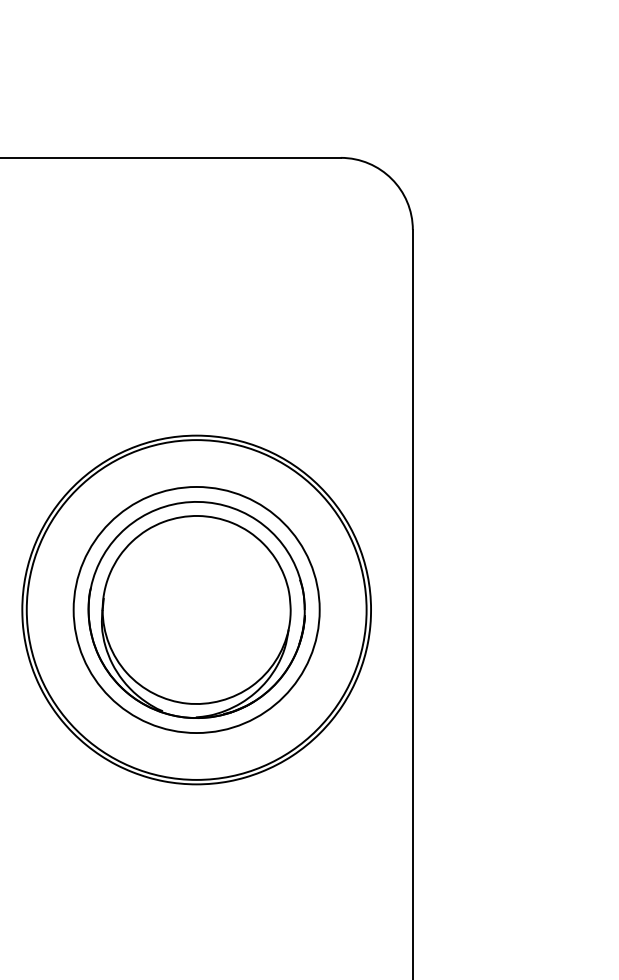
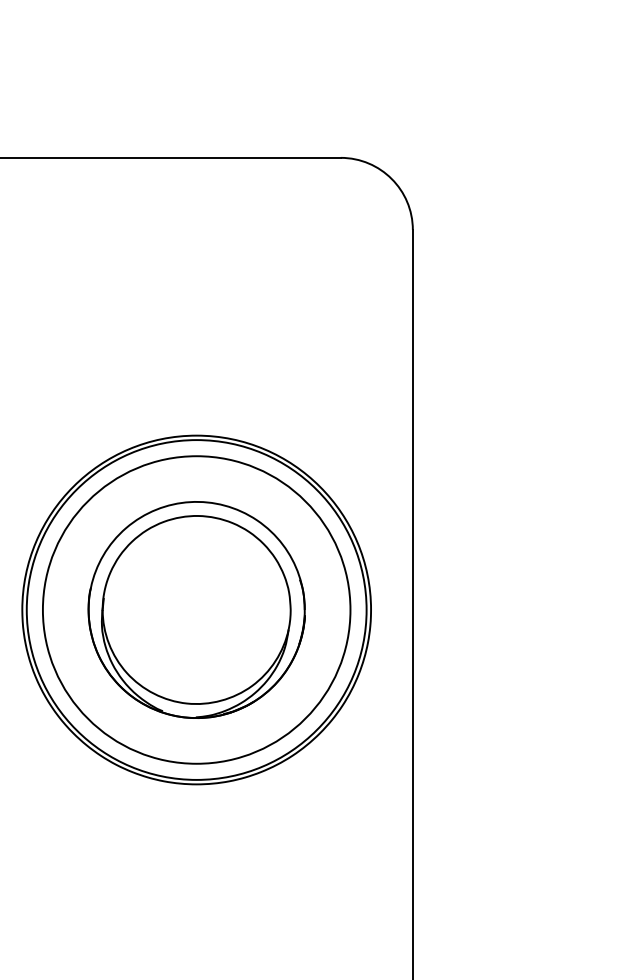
circle diameter: 246 px -> 308 px (196, 609)
